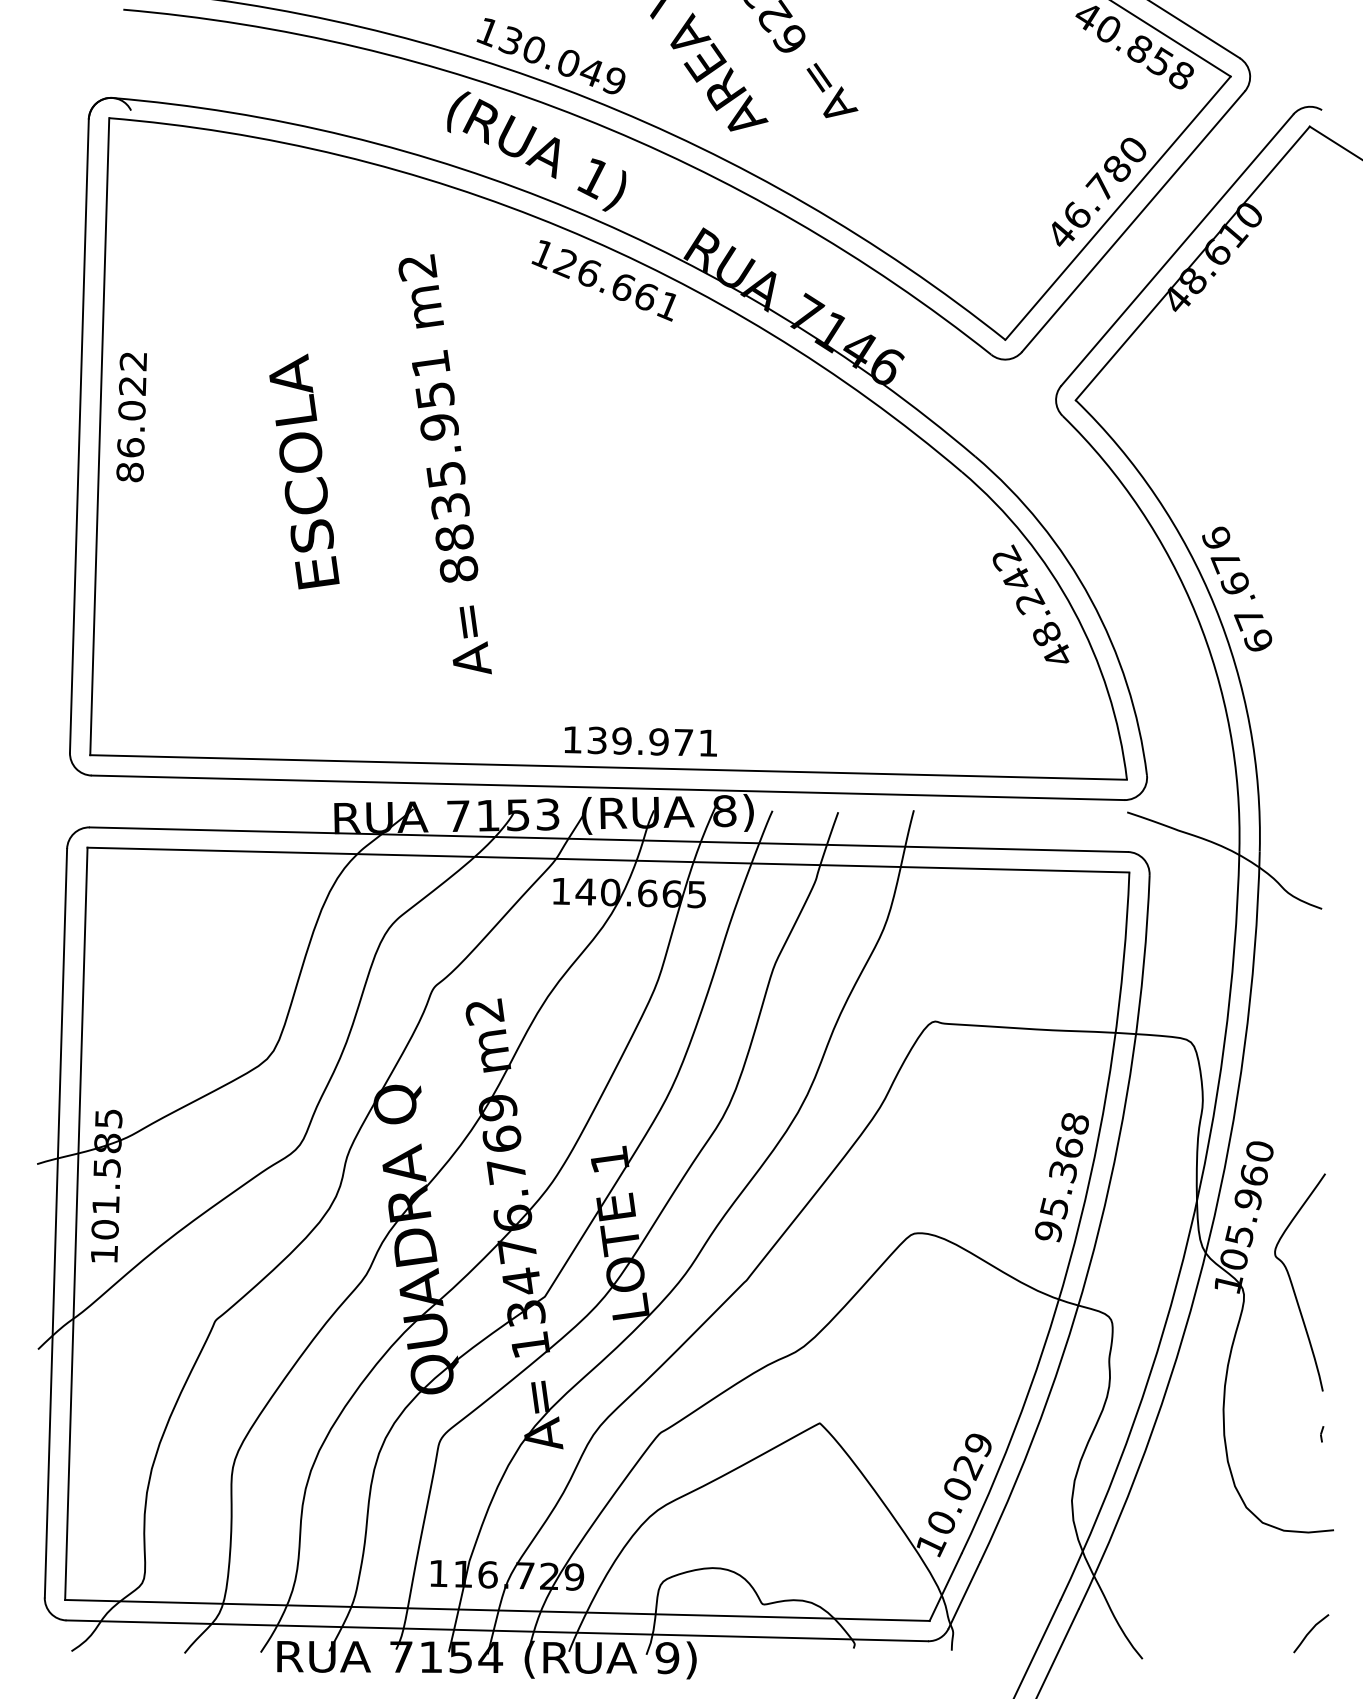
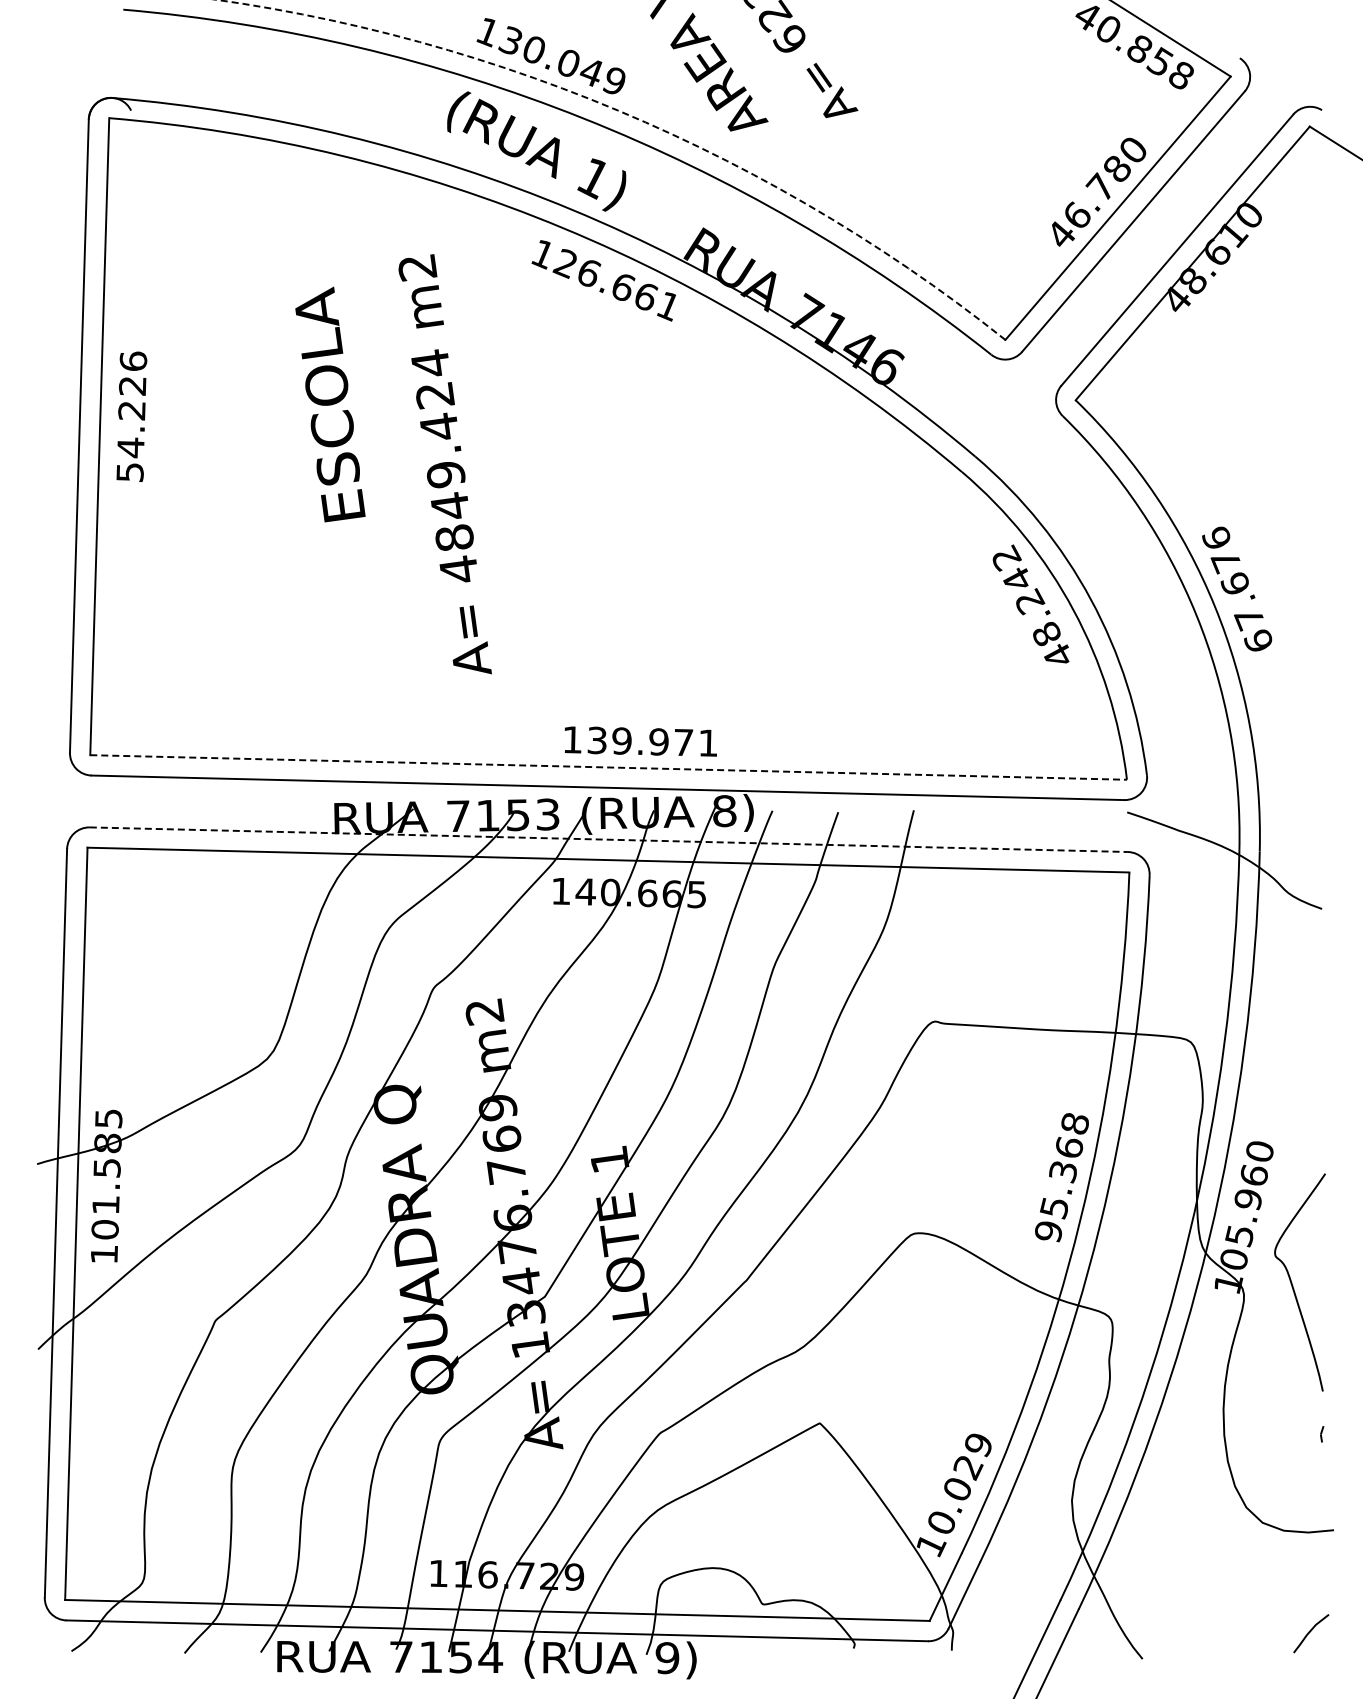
line: present -> none (1195, 30)
arc: solid -> dashed (634, 117)
text: 86.022 -> 54.226 (131, 416)
text: 8835.951 -> 4849.424 (444, 465)
text position: (304, 471) -> (330, 404) (330, 404)
line: solid -> dashed (609, 767)
line: solid -> dashed (609, 839)
